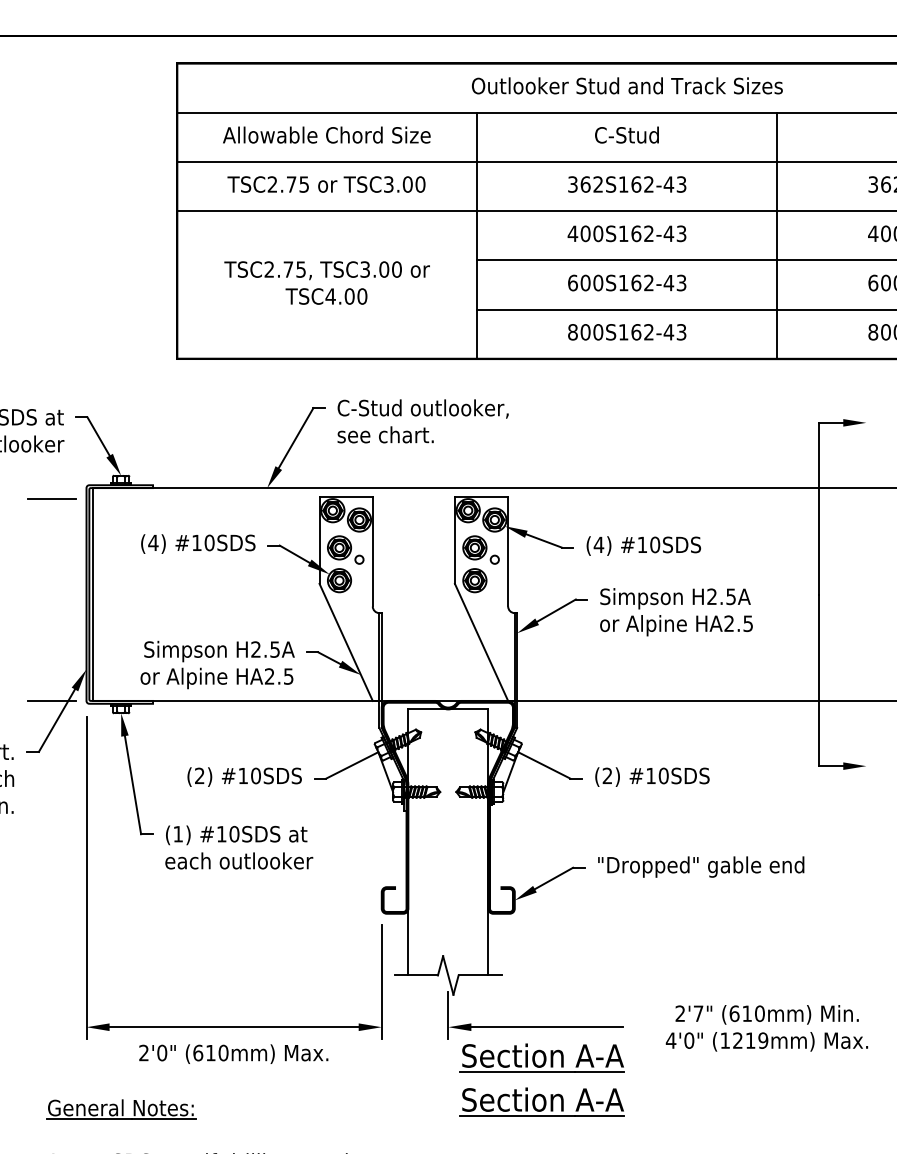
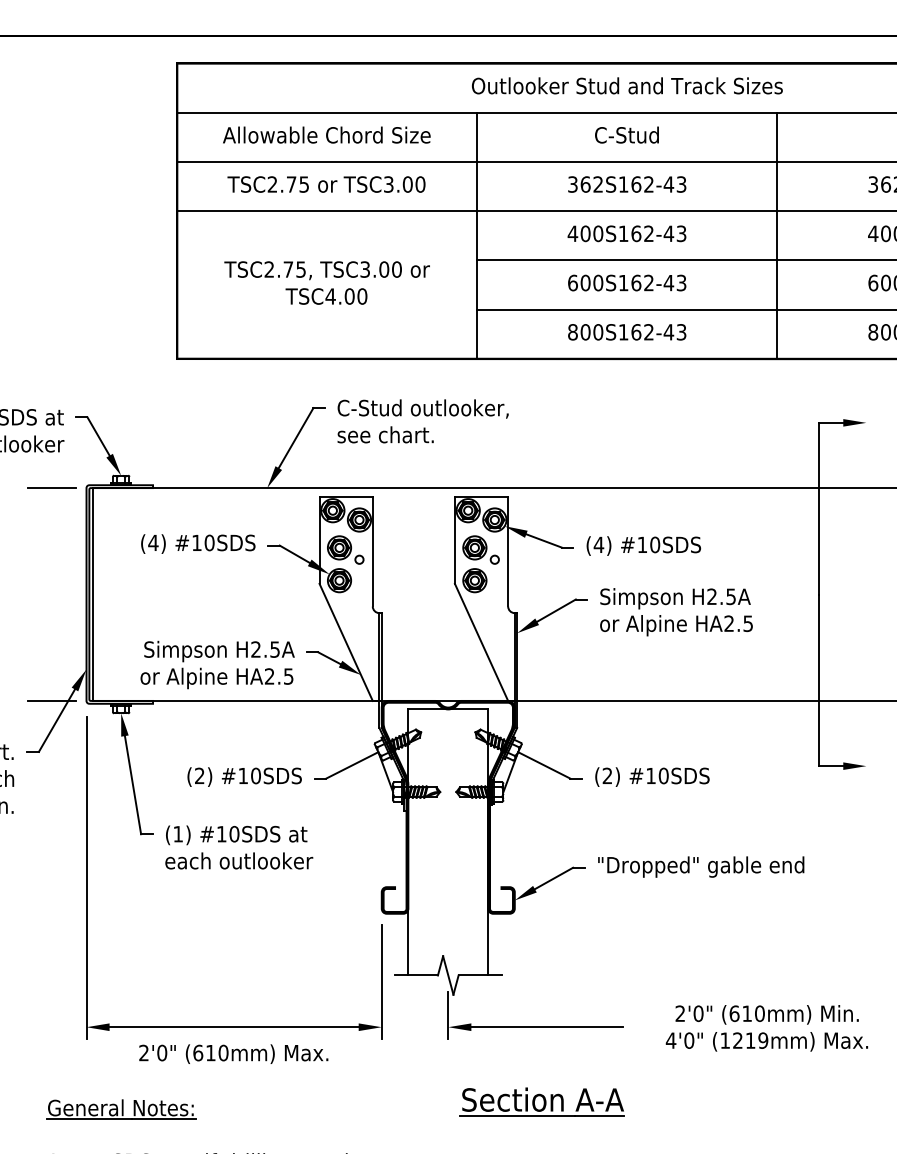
line position: (51, 498) -> (51, 487) (51, 487)
text: 2'7" -> 2'0" (698, 1013)
part: present -> none (541, 1057)
